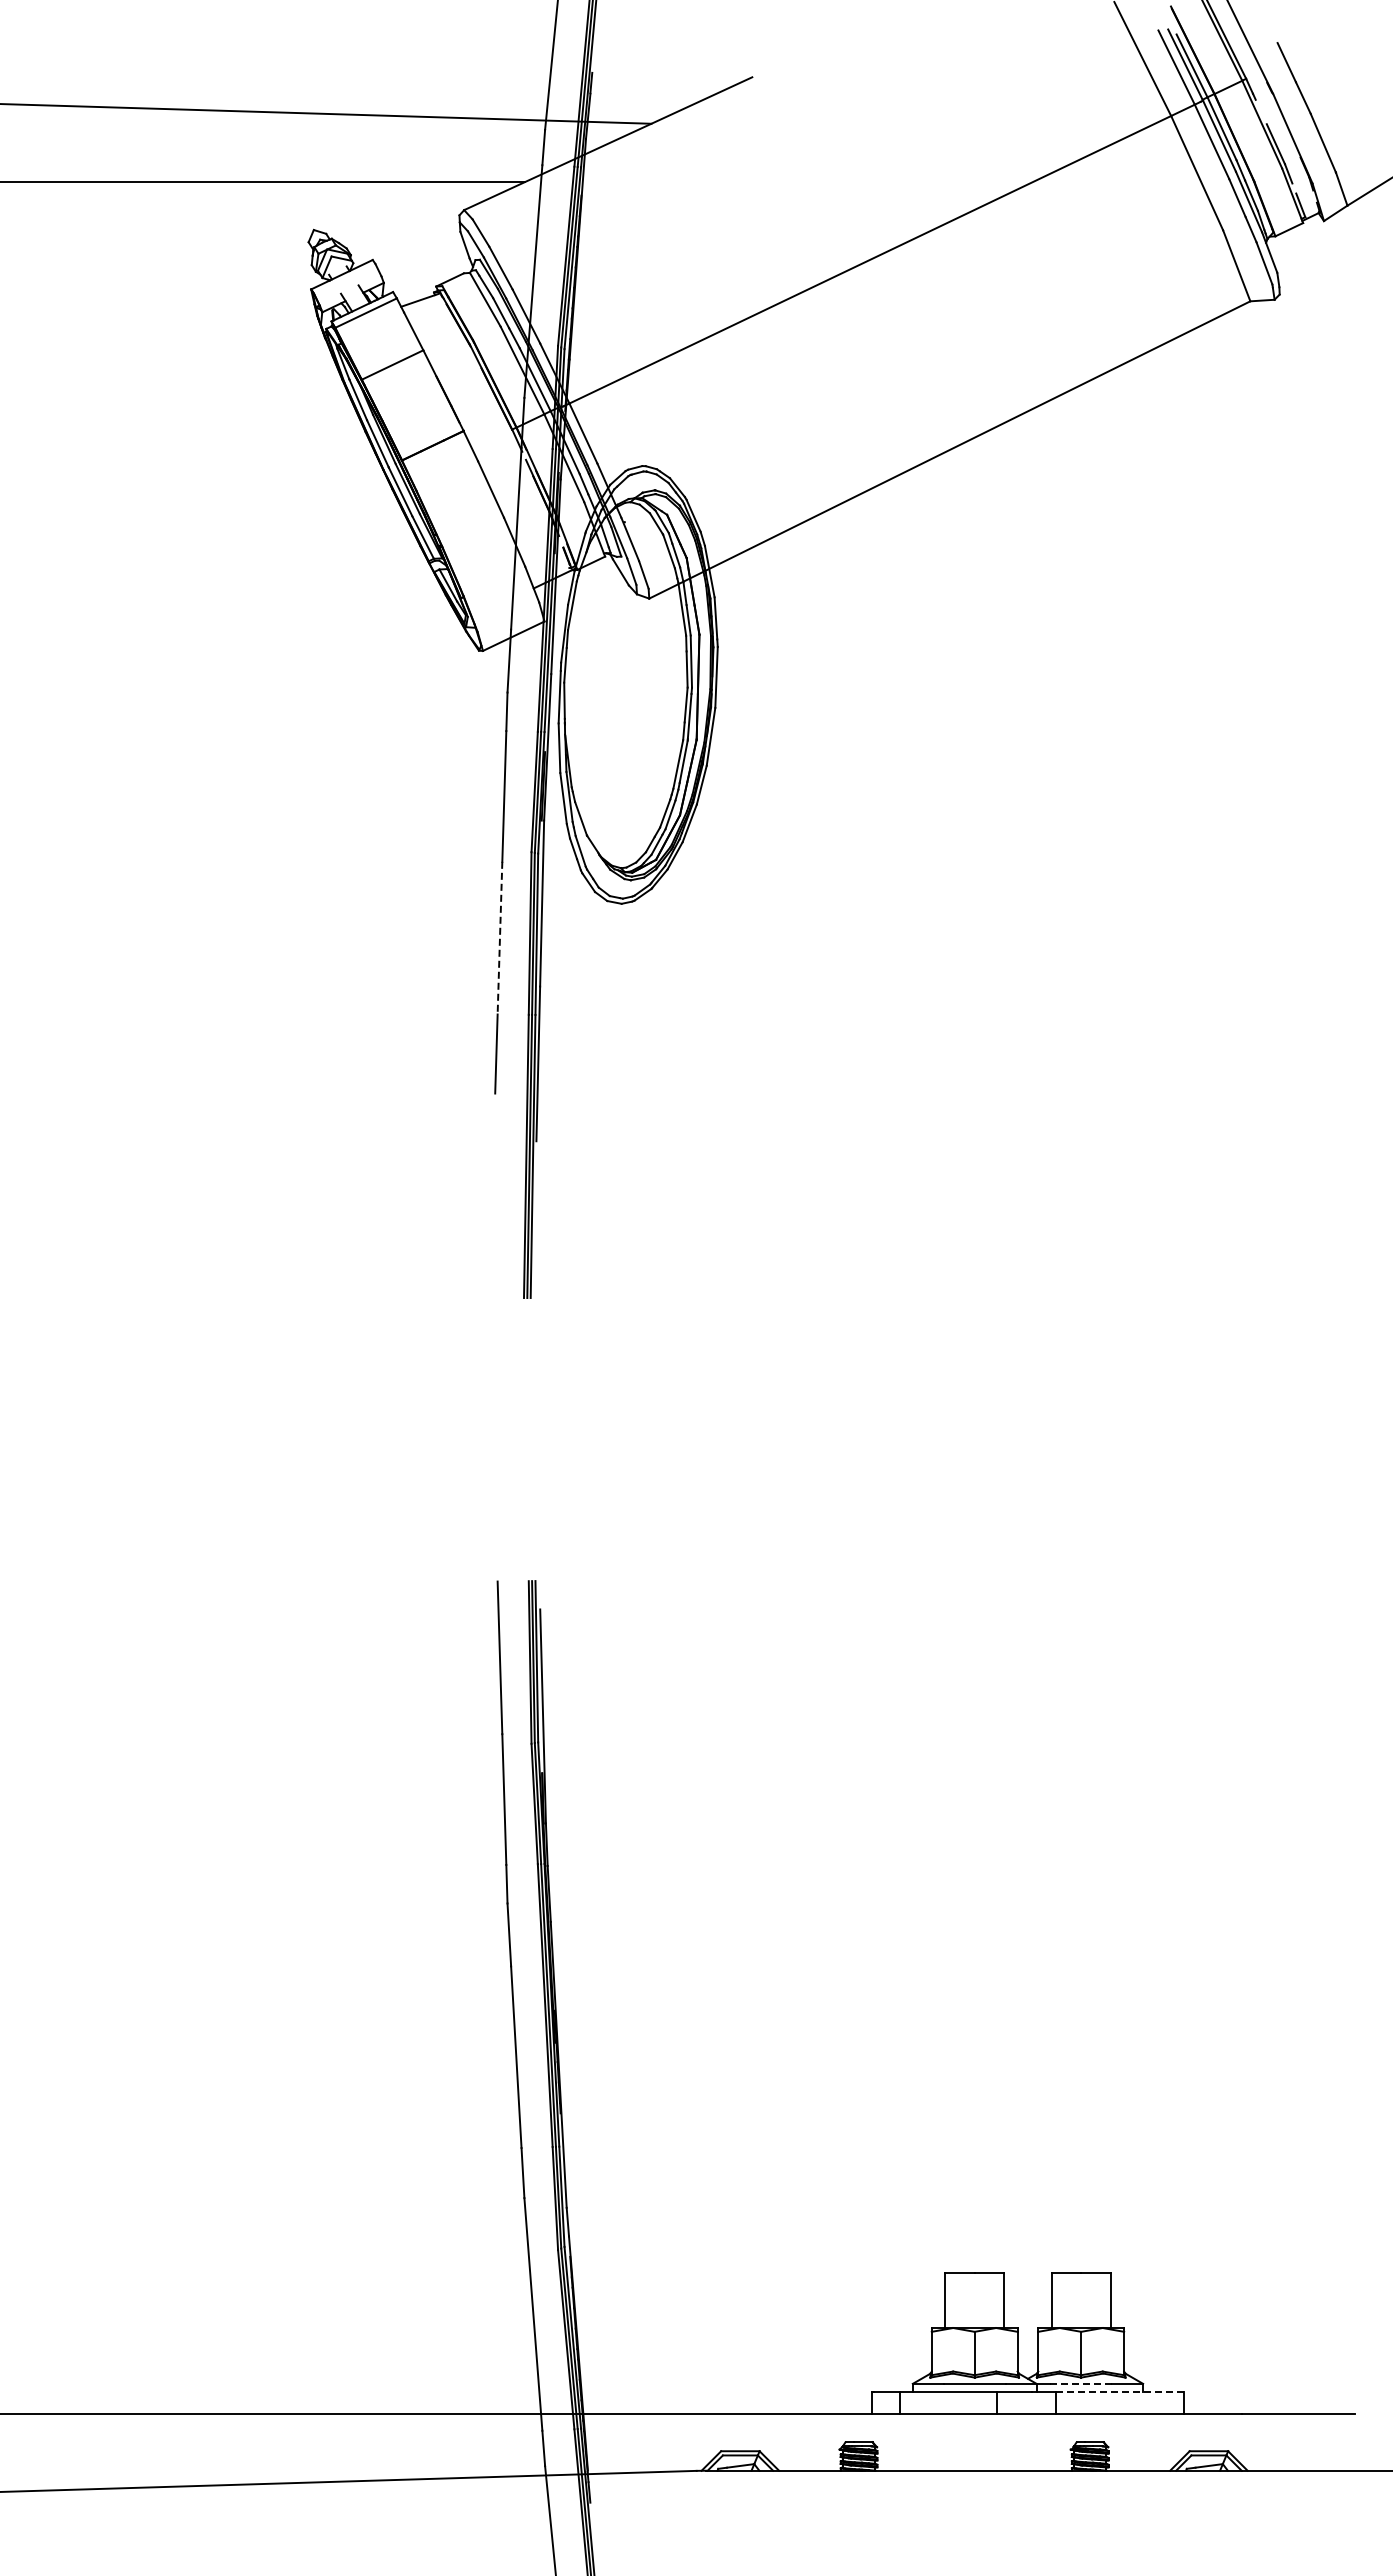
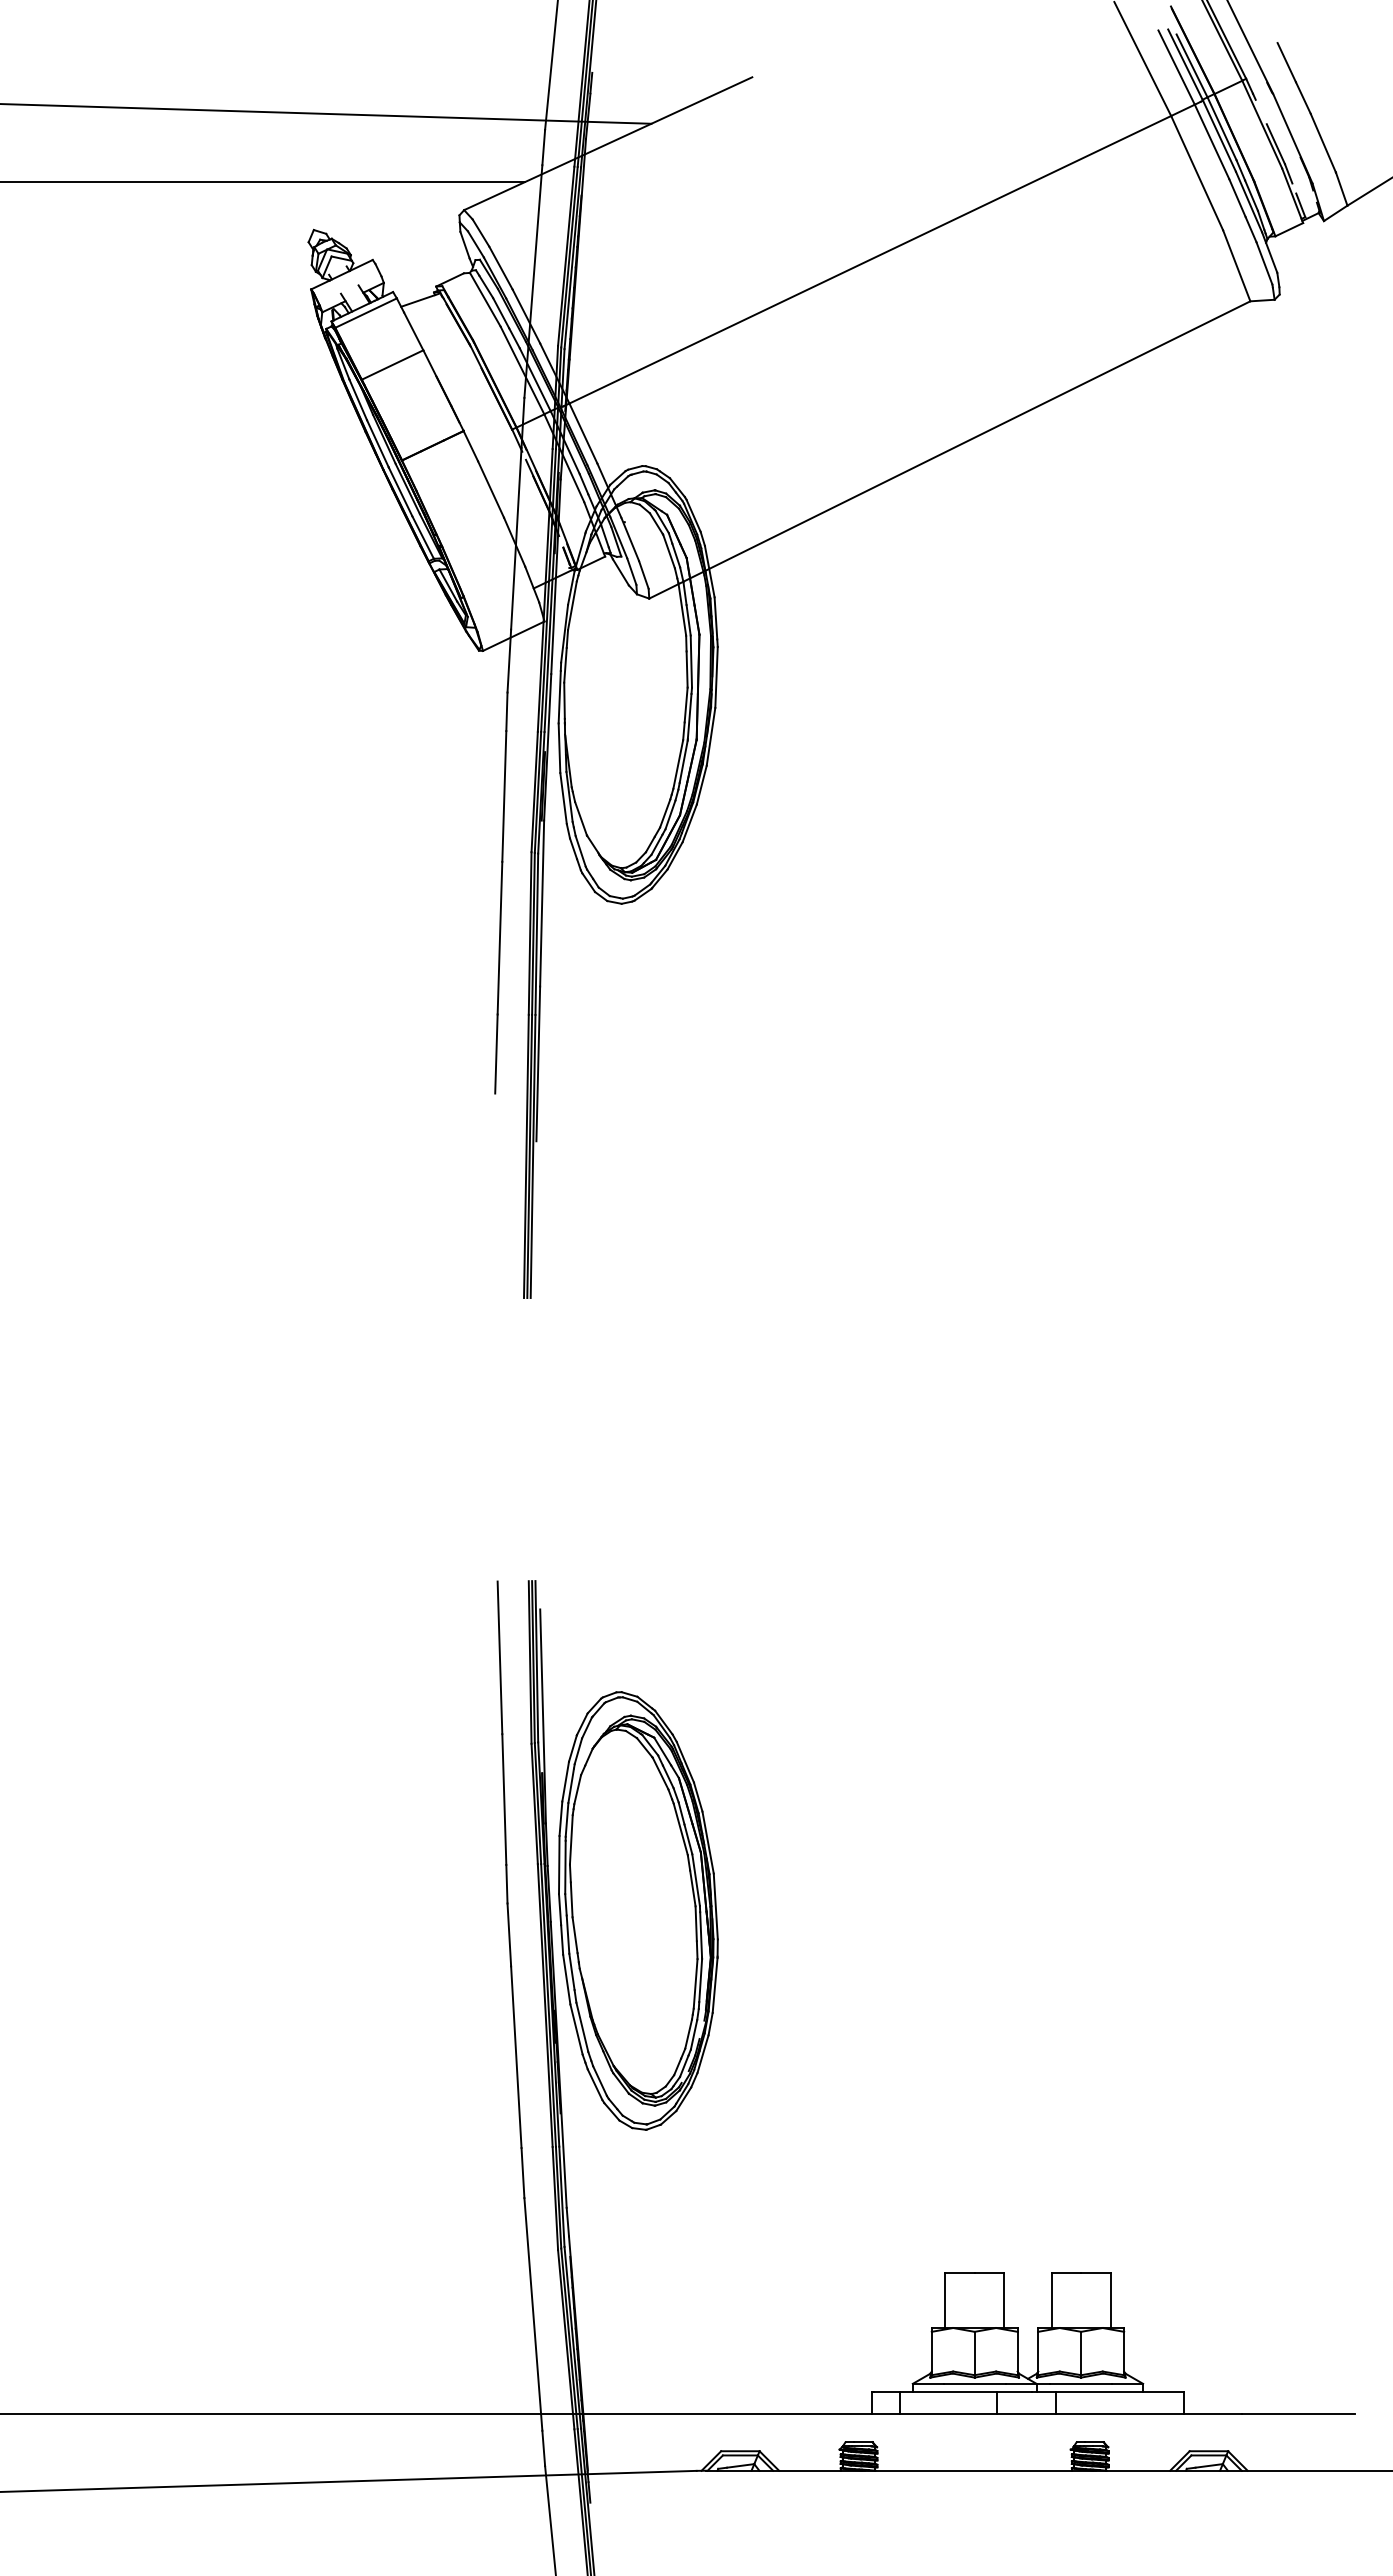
line: dashed -> solid (499, 938)
part: none -> present (638, 1910)
line: dashed -> solid (1081, 2383)
line: dashed -> solid (1120, 2392)
